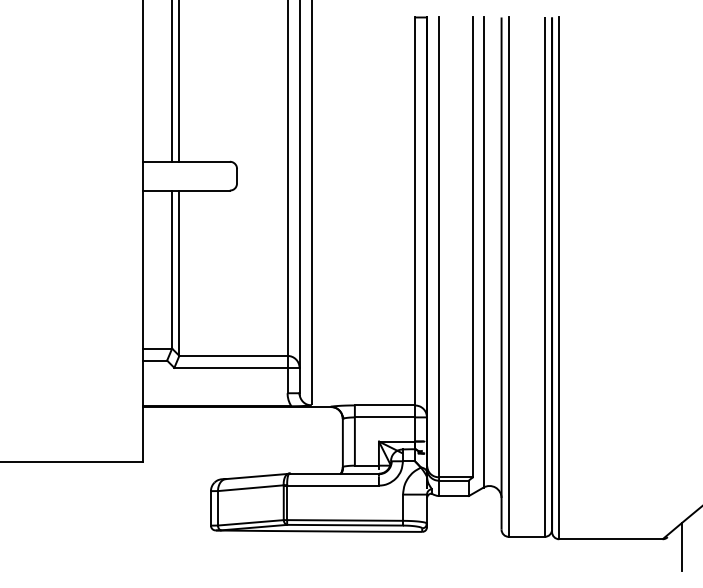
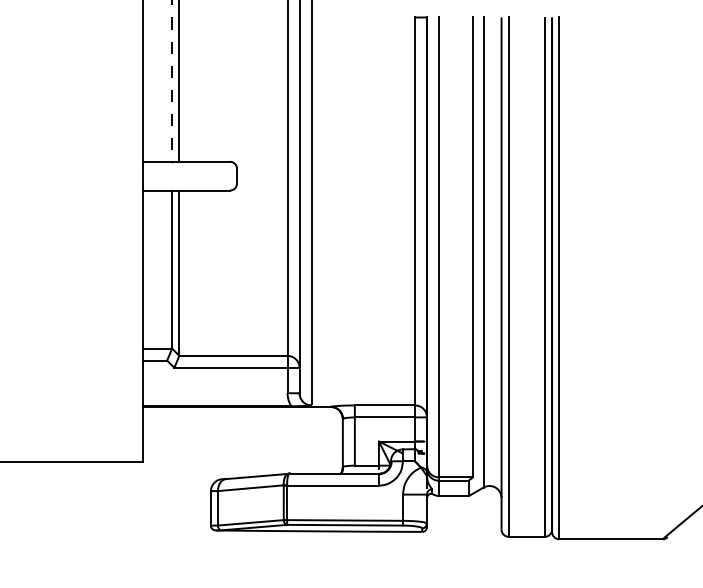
line: solid -> dashed (172, 80)
line: present -> none (681, 546)
